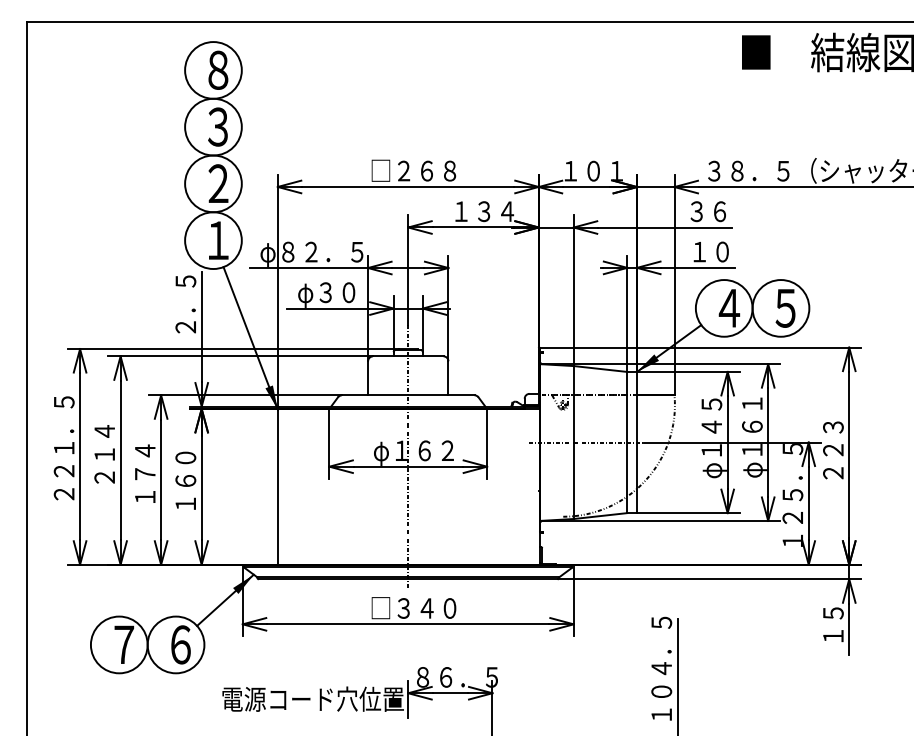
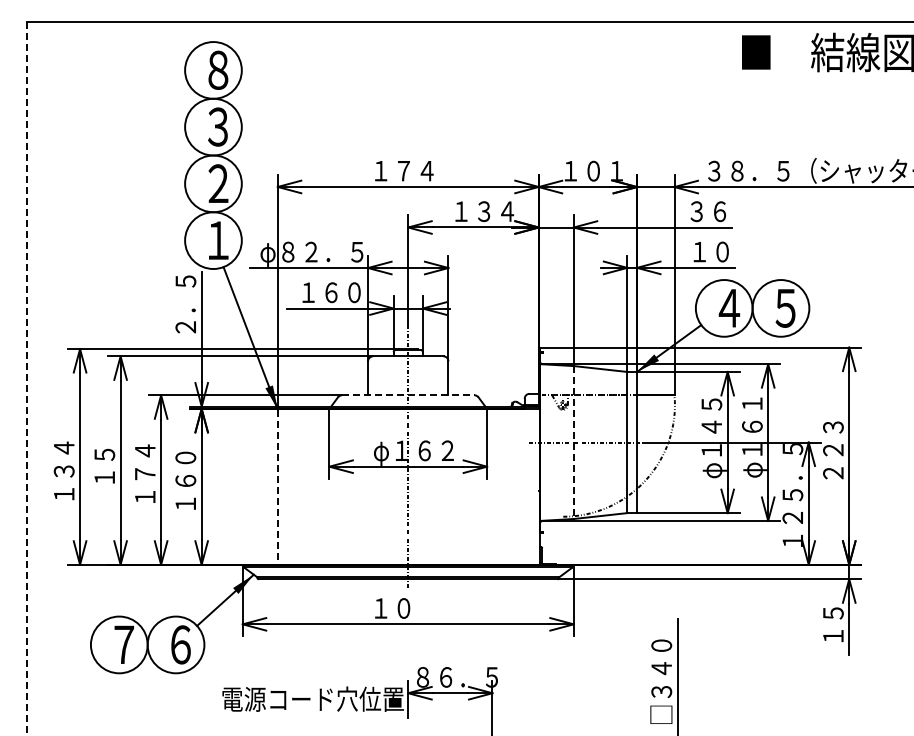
text: □２６８ -> １７４ (413, 170)
text: φ３０ -> １６０ (329, 294)
line: solid -> dashed (27, 379)
line: solid -> dashed (408, 395)
line: solid -> dashed (573, 443)
text: ２２１．５ -> １３４ (63, 448)
text: ２１４ -> １５ (104, 454)
line: solid -> dashed (277, 487)
text: □３４０ -> １０ (413, 608)
text: １０４．５ -> □３４０ (661, 669)
